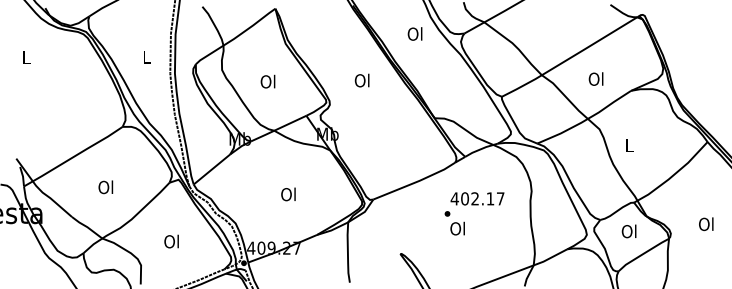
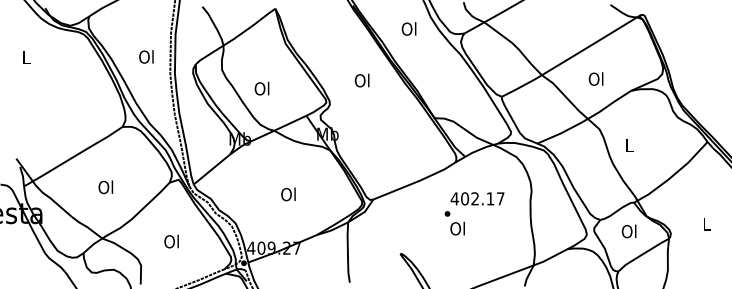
text position: (414, 33) -> (408, 28) (408, 28)
text: L -> Ol (146, 56)
text position: (267, 81) -> (261, 88) (261, 88)
text: Ol -> L (706, 224)
